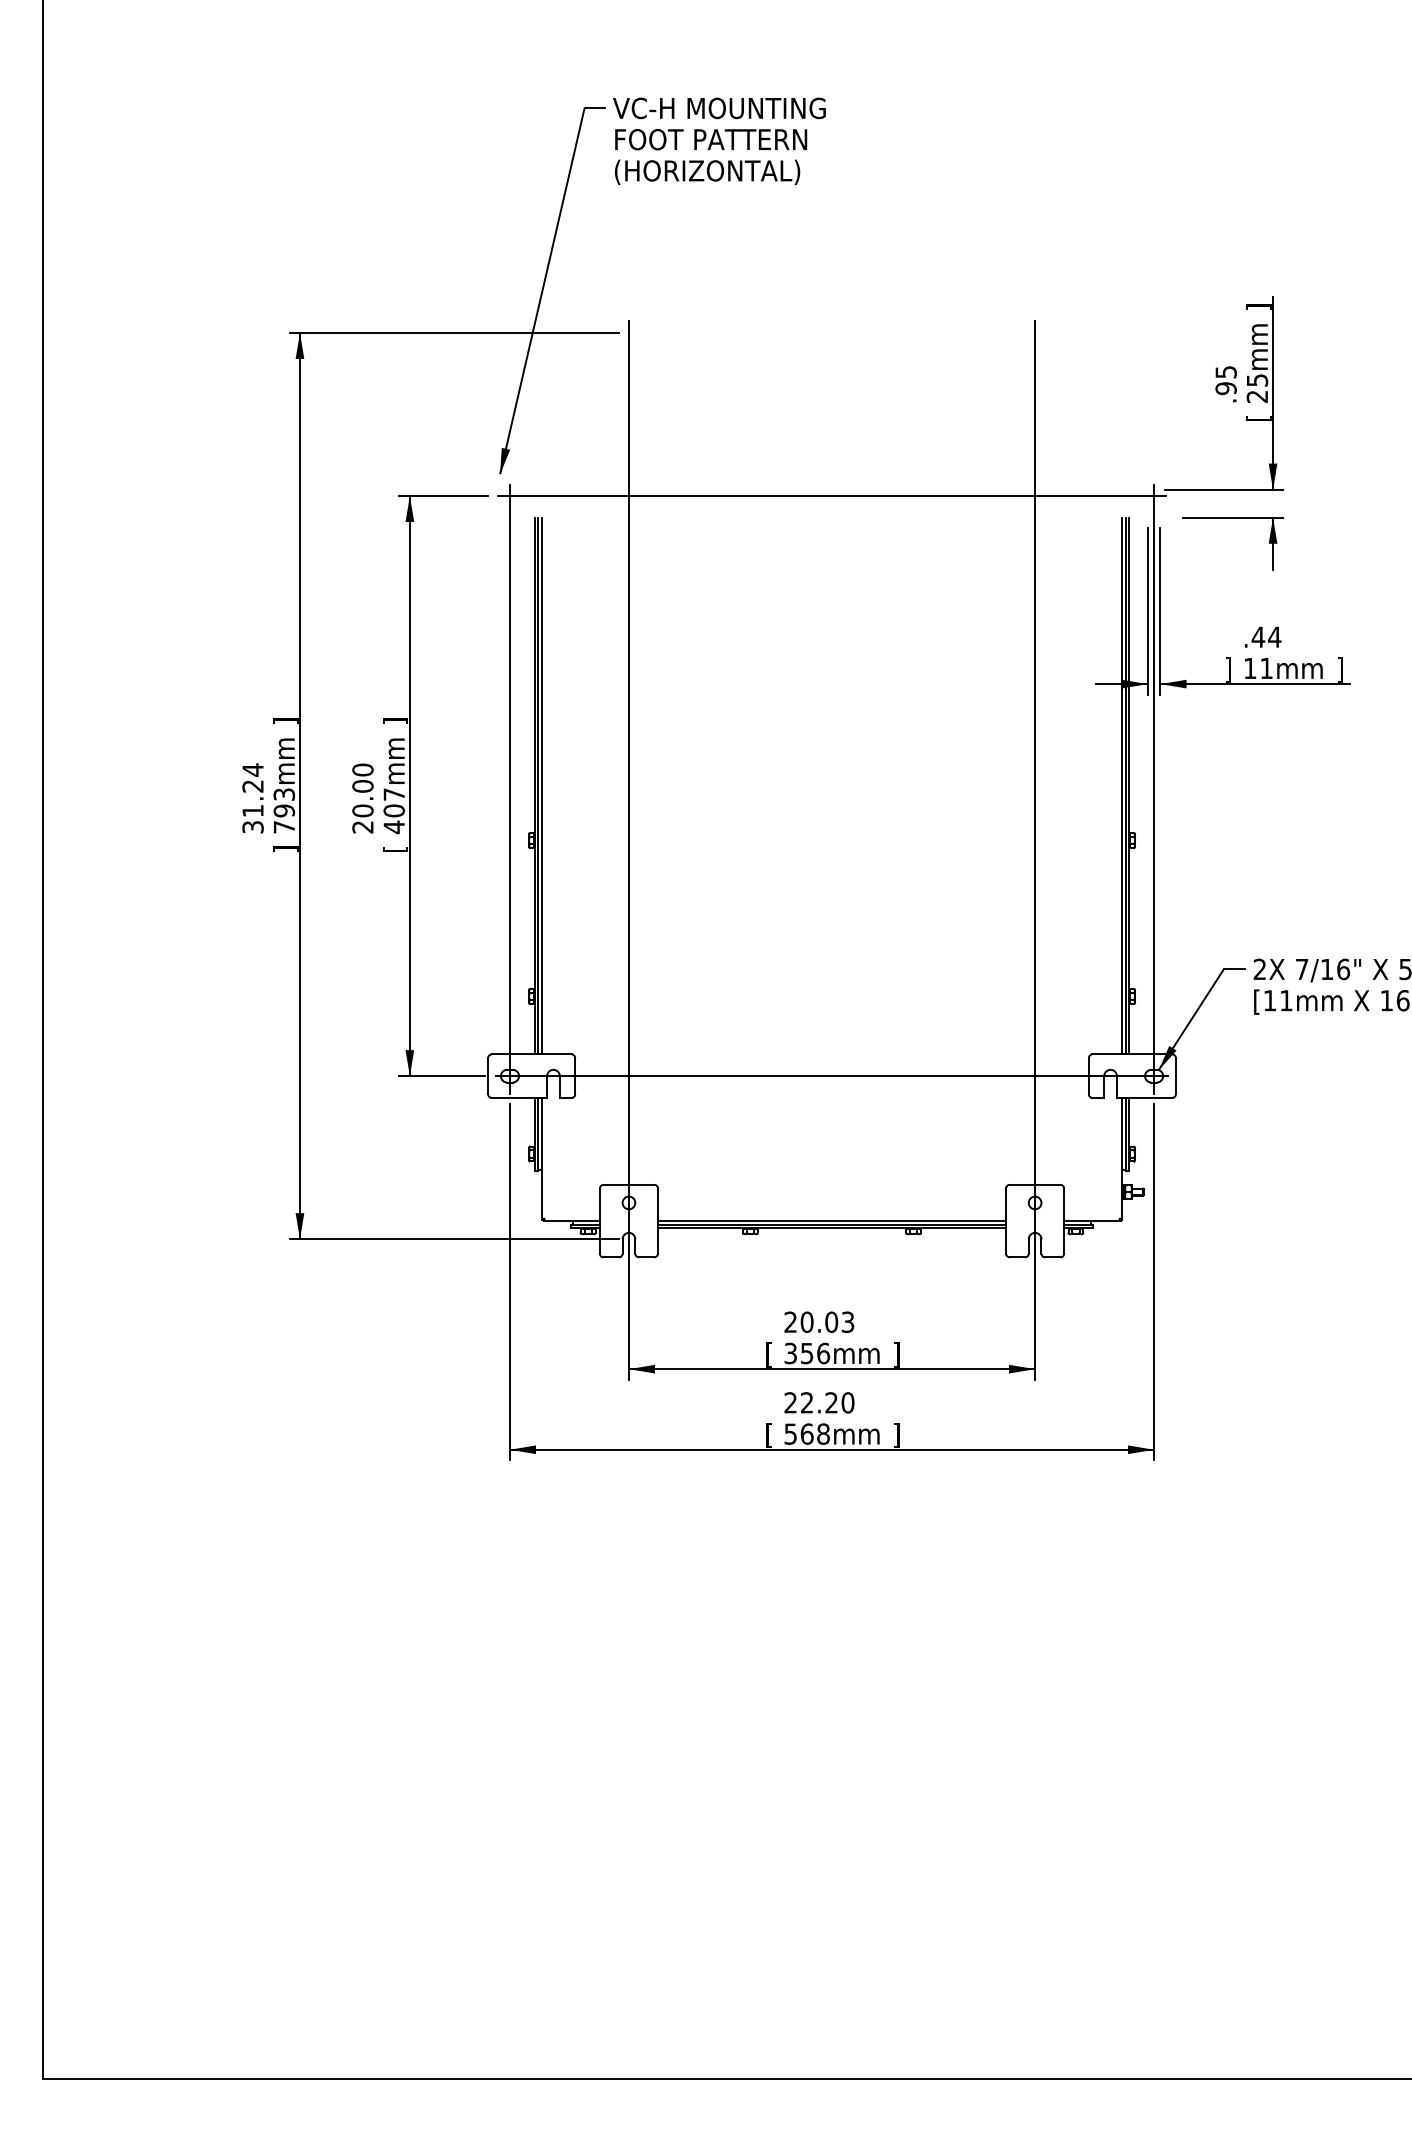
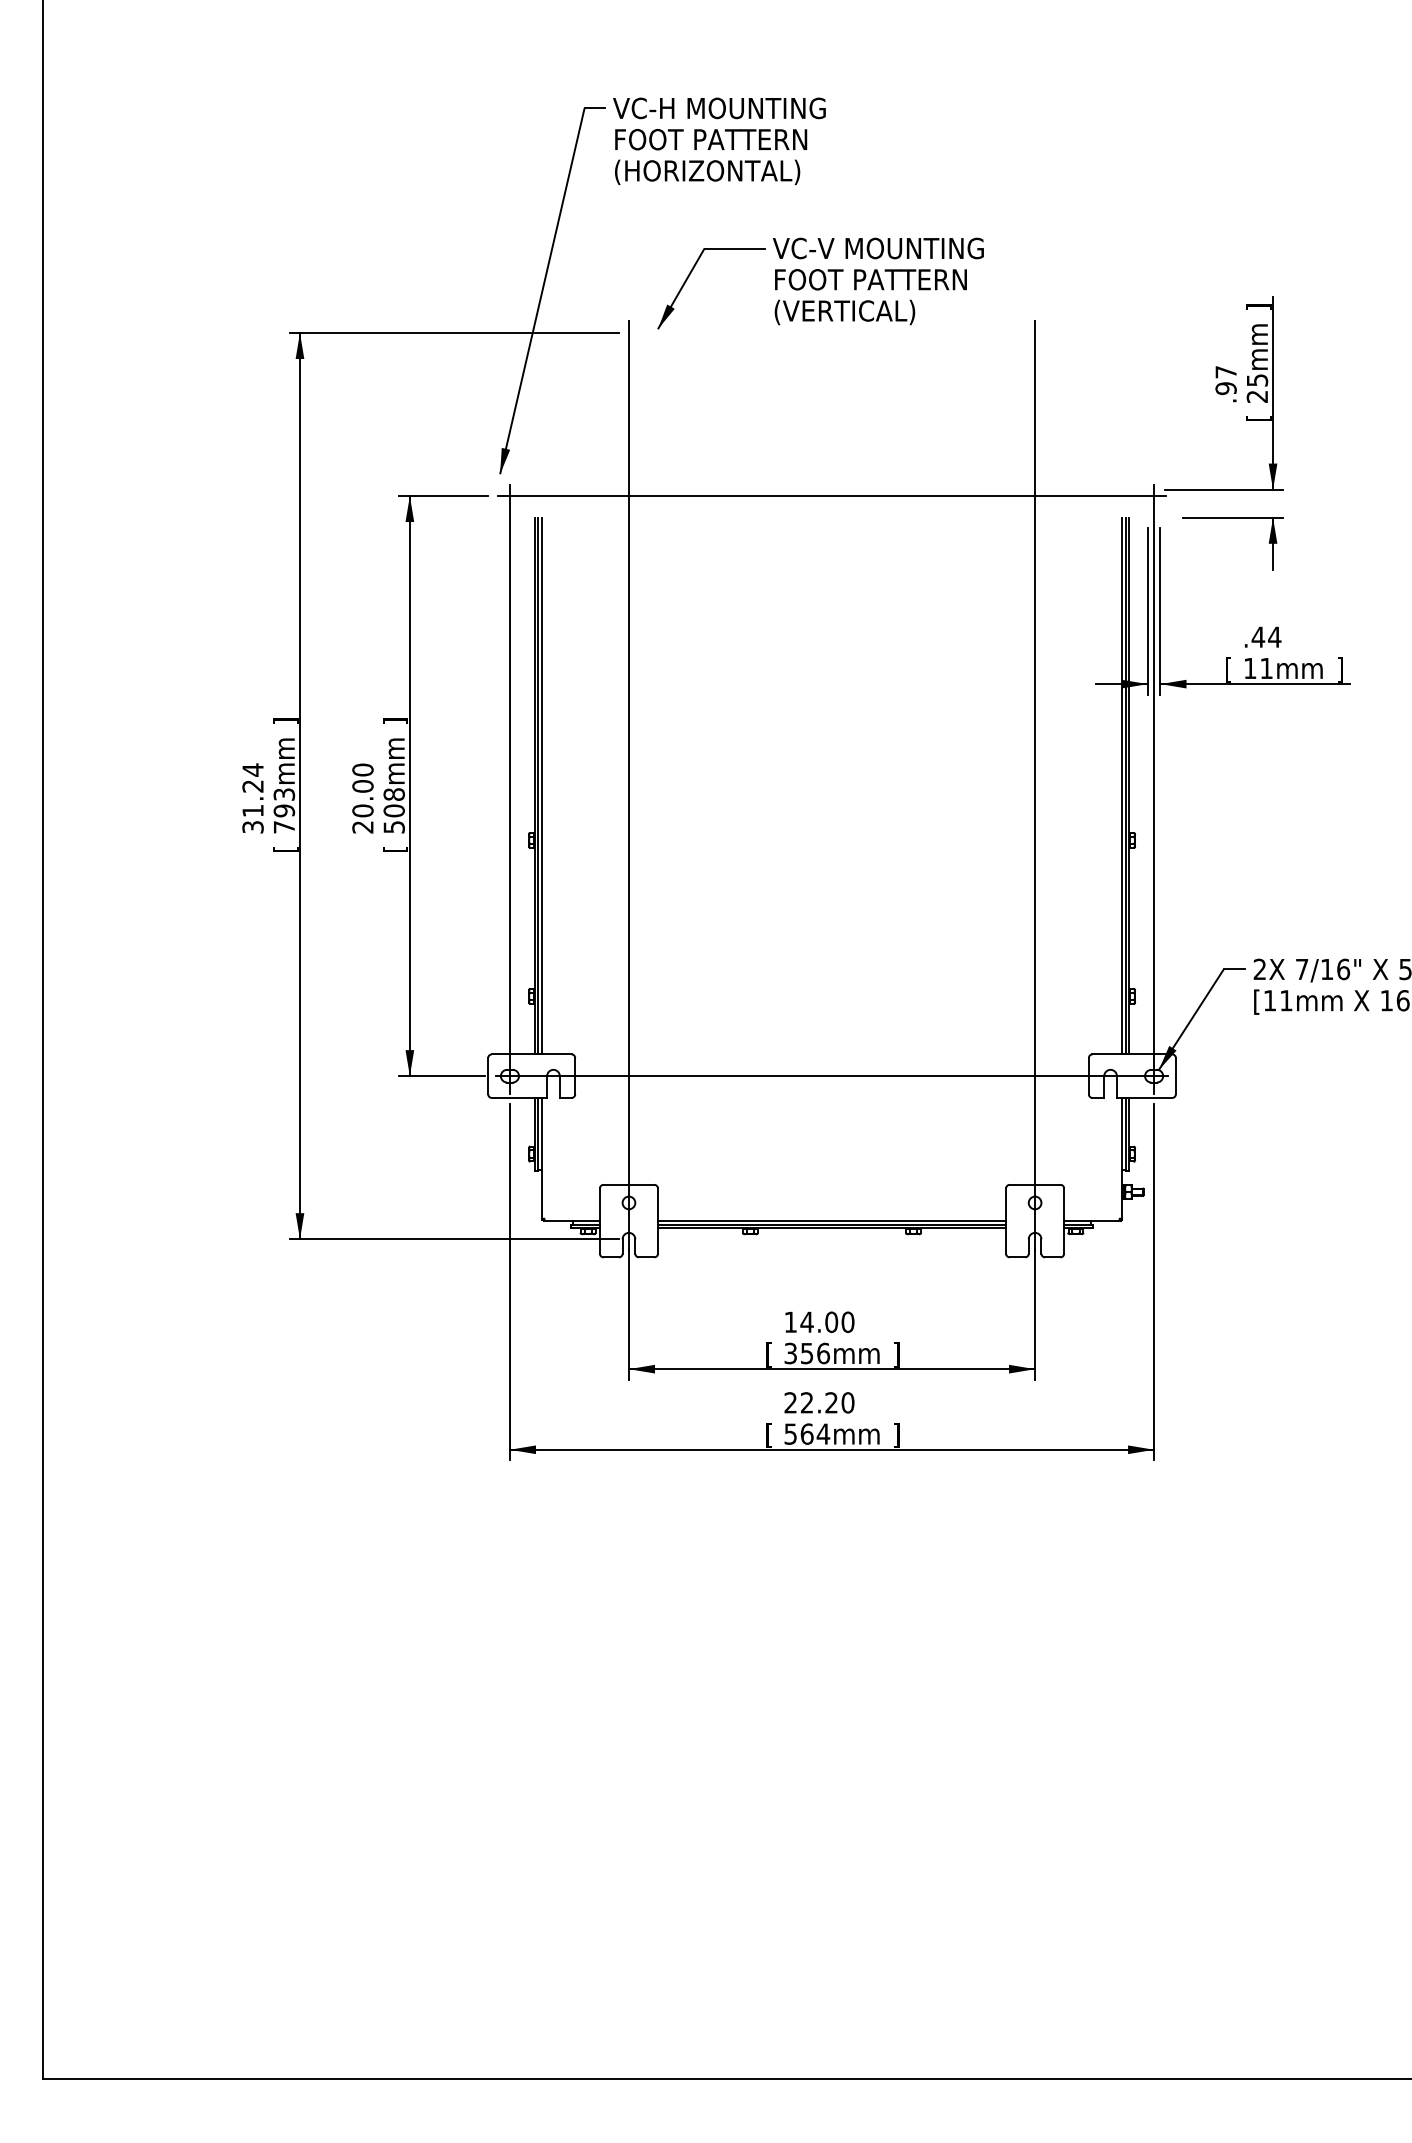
part: none -> present (820, 283)
text: .95 -> .97 (1225, 372)
text: ] -> [ (1228, 669)
text: 407mm -> 508mm (393, 811)
text: ] -> [ (285, 848)
text: 20.03 -> 14.00 (819, 1321)
text: 568mm -> 564mm (823, 1433)
